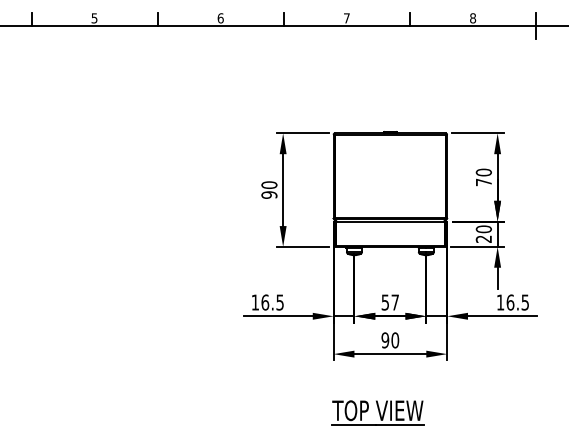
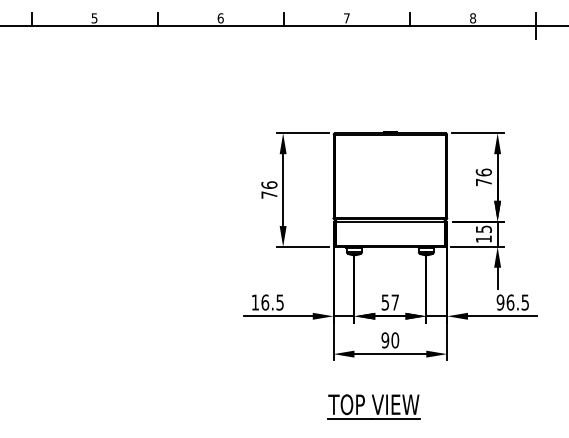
text: 70 -> 76 (483, 172)
text: 90 -> 76 (269, 189)
text: 20 -> 15 (483, 233)
text: 16.5 -> 96.5 (500, 302)
part position: (377, 412) -> (373, 406) (373, 406)
